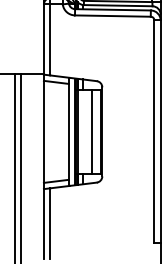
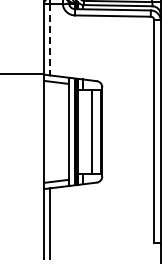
line: solid -> dashed (50, 39)
line: present -> none (14, 166)
line: present -> none (20, 166)
